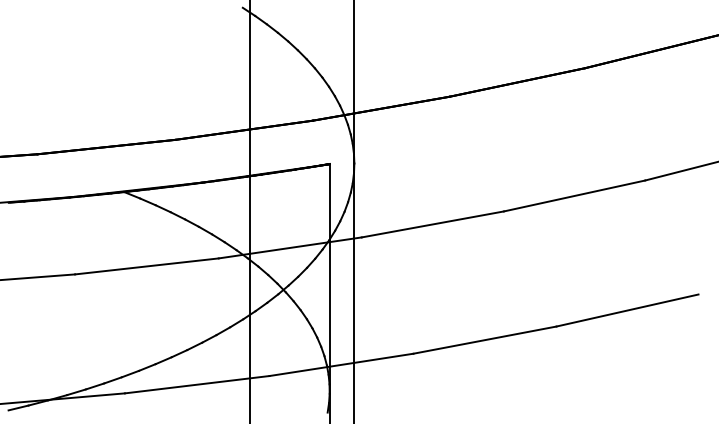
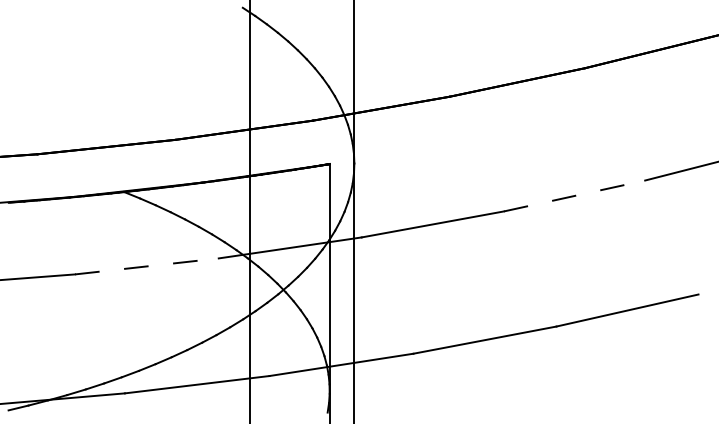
line: solid -> dashed (575, 195)
line: solid -> dashed (147, 266)
